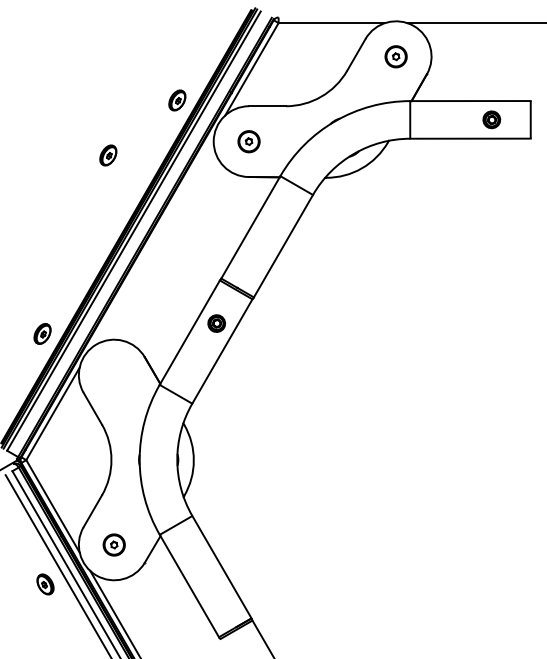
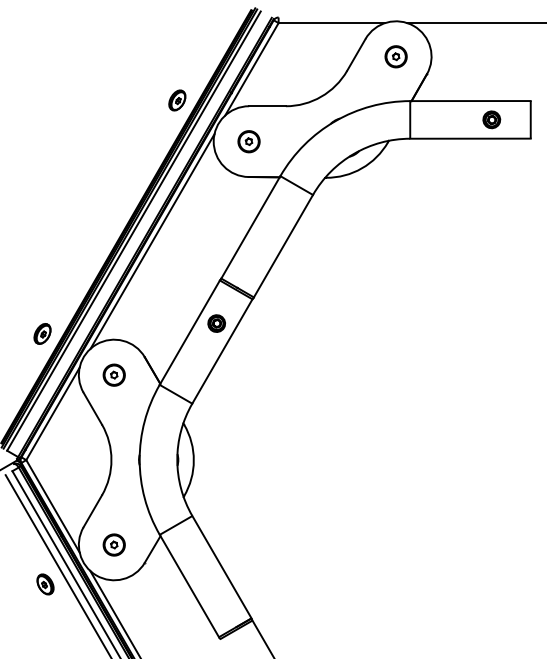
part: present -> none (108, 155)
line: none -> present (152, 241)
part: none -> present (113, 374)
